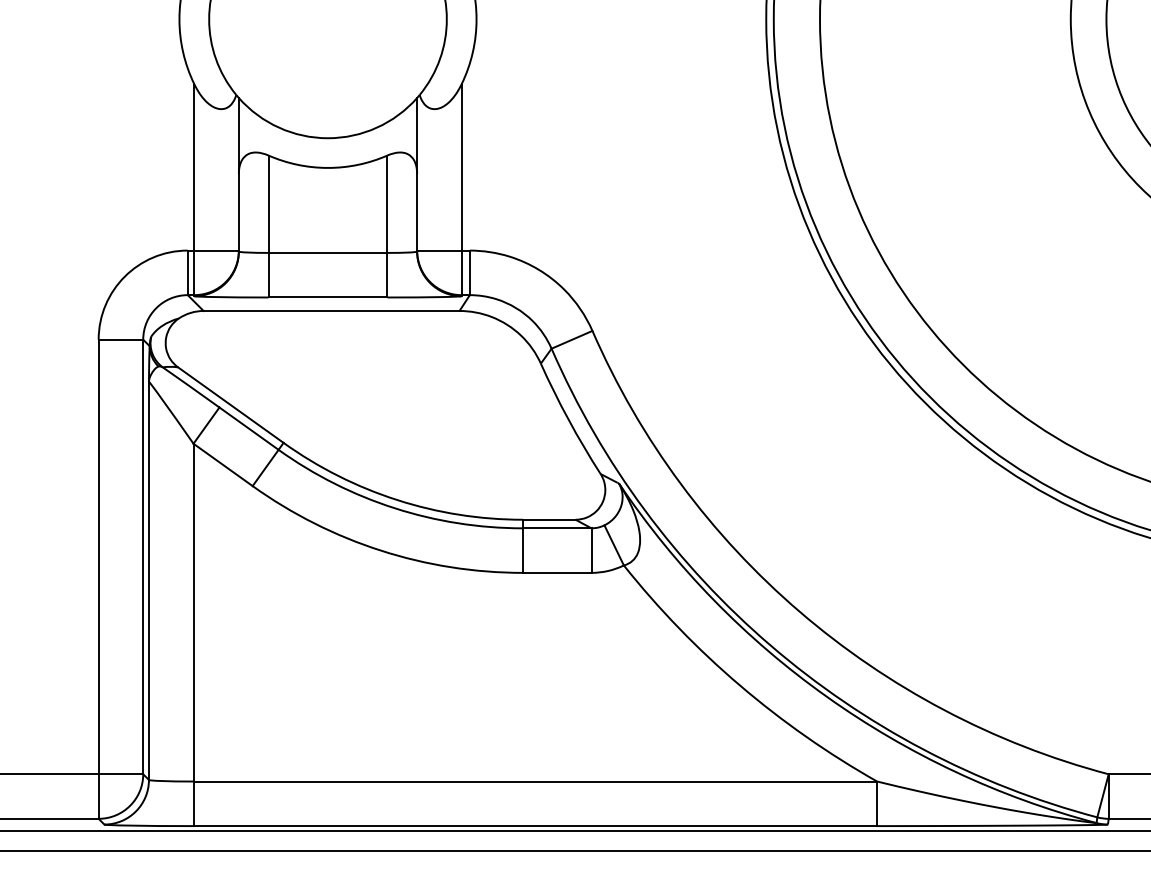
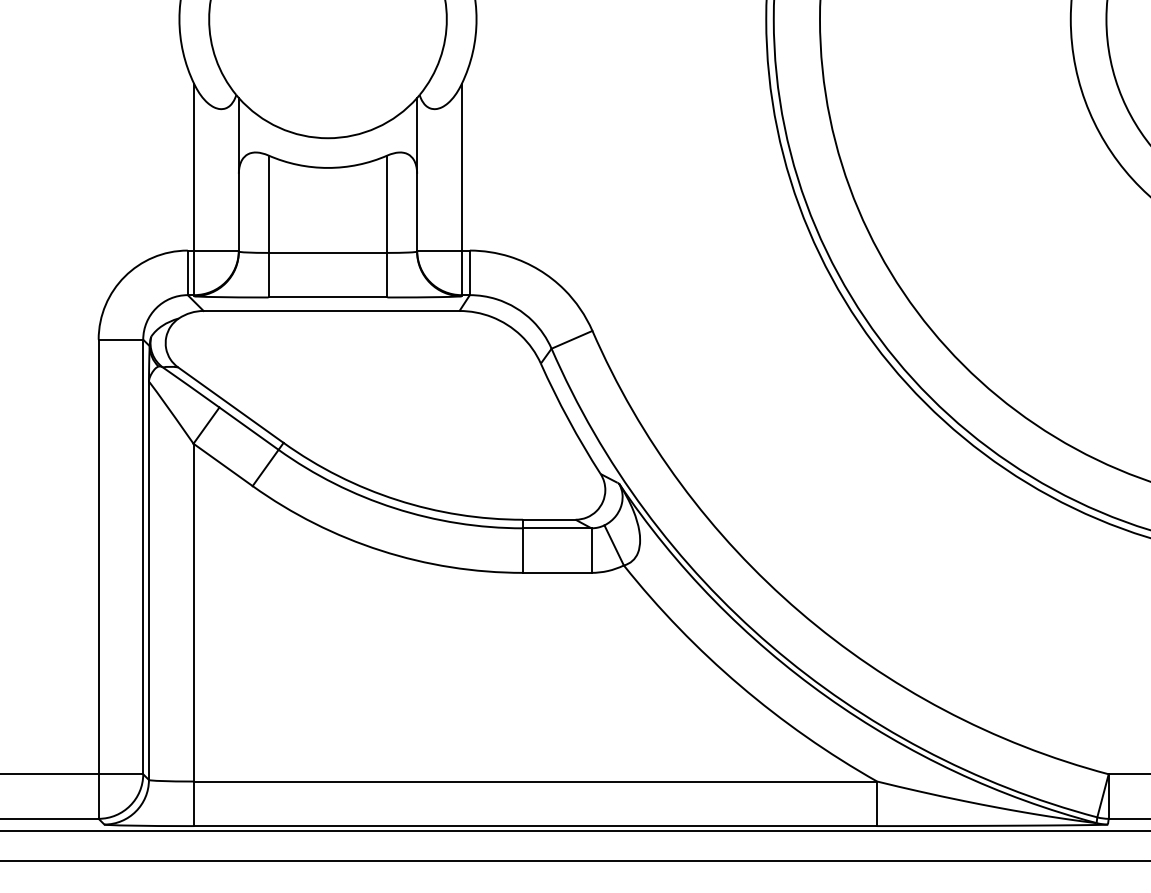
line position: (574, 851) -> (574, 861) (574, 861)
